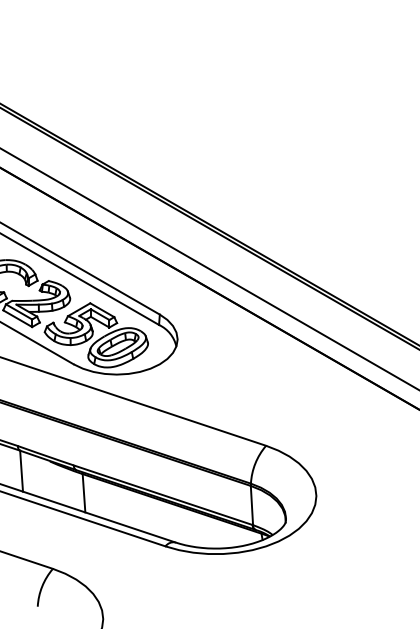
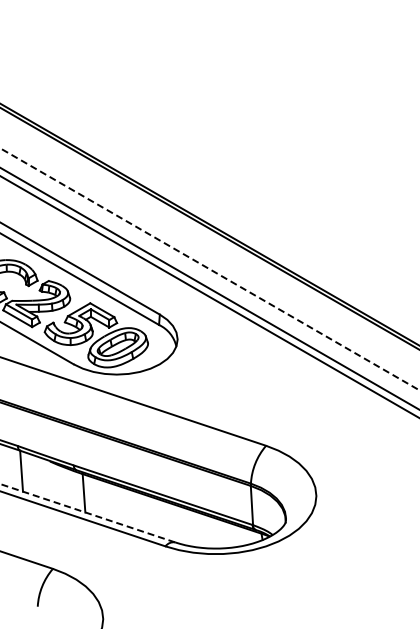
line: solid -> dashed (210, 269)
line position: (209, 288) -> (209, 296) (209, 296)
line: solid -> dashed (87, 513)
